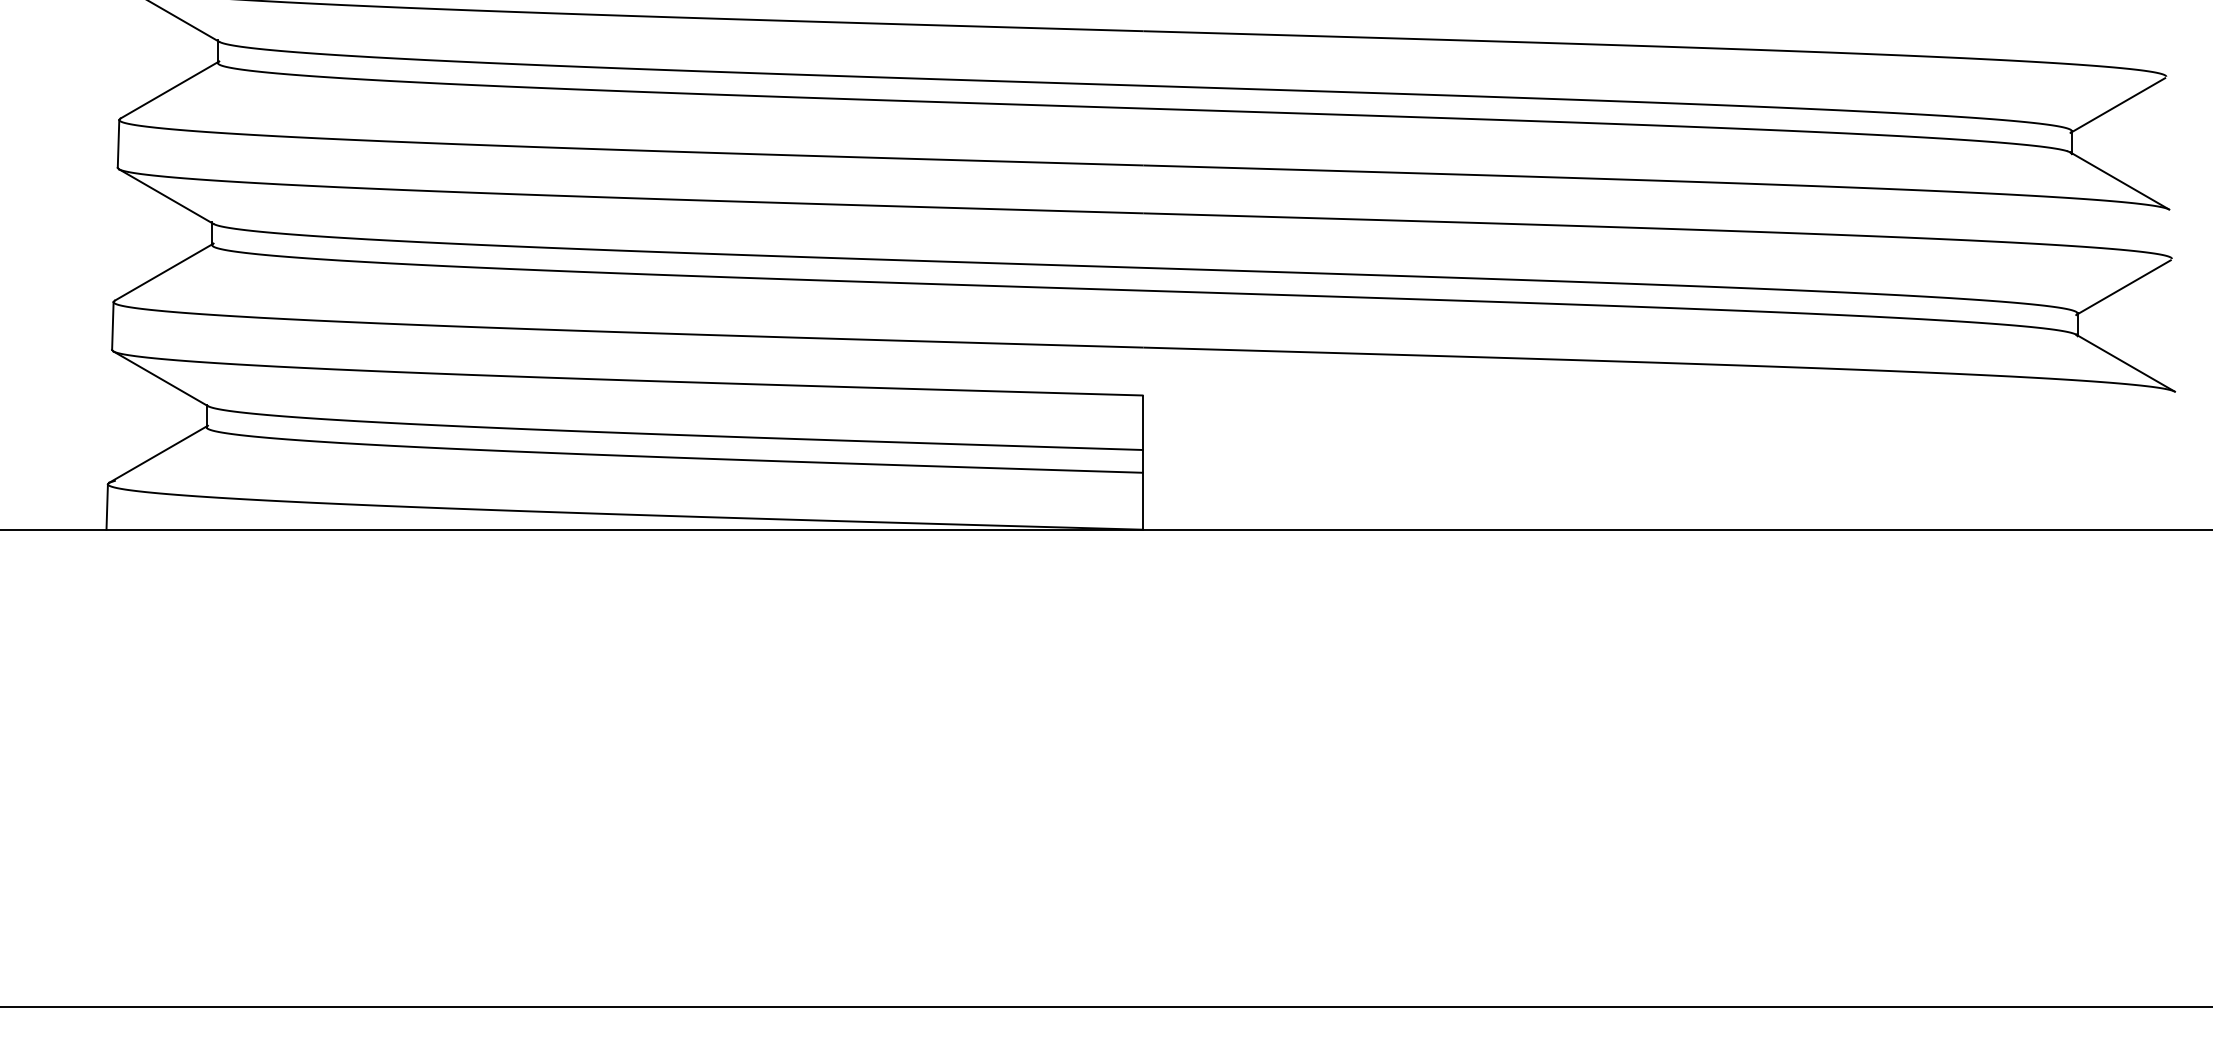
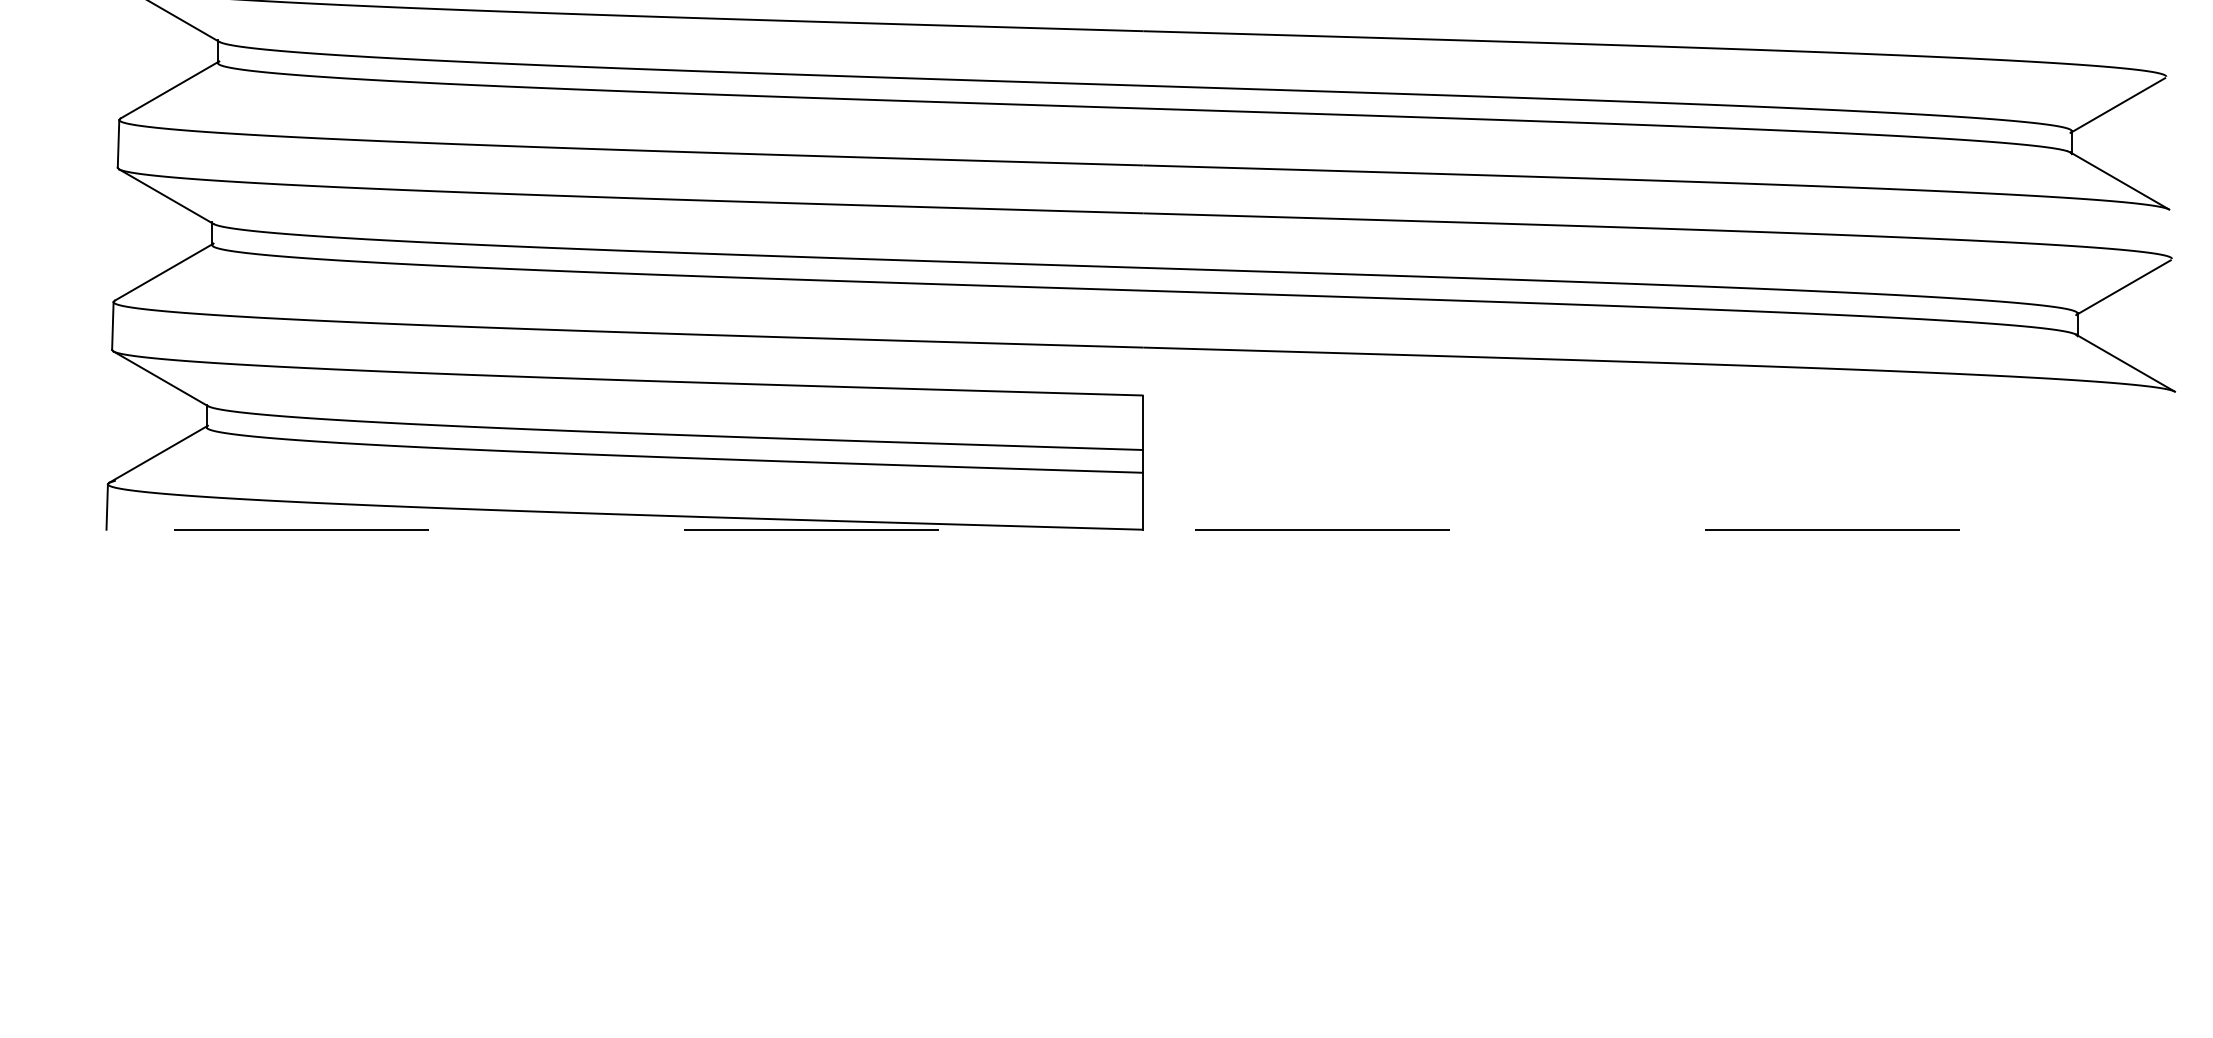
line: solid -> dashed (1106, 529)
line: present -> none (1105, 1006)
